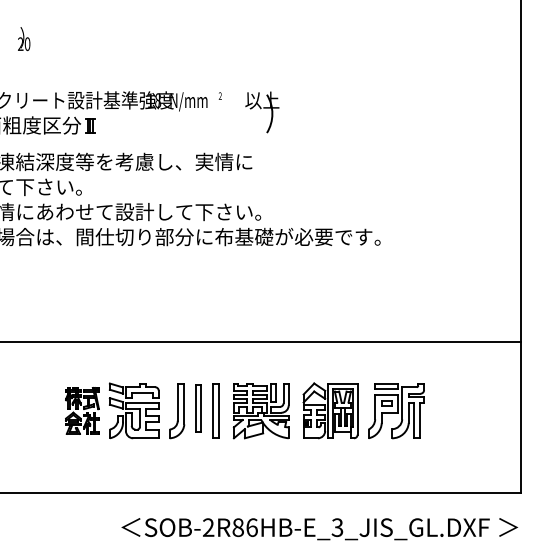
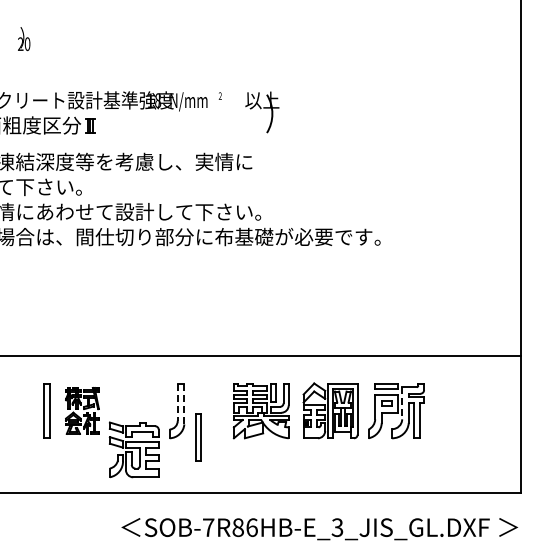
line position: (261, 341) -> (261, 355) (261, 355)
line: solid -> dashed (177, 402)
line: solid -> dashed (184, 403)
line: solid -> dashed (402, 403)
part position: (198, 408) -> (198, 437) (198, 437)
part position: (133, 410) -> (133, 449) (133, 449)
part position: (215, 410) -> (46, 410) (46, 410)
text: SOB-2R86HB-E_3_JIS_GL.DXF -> SOB-7R86HB-E_3_JIS_GL.DXF (208, 527)
